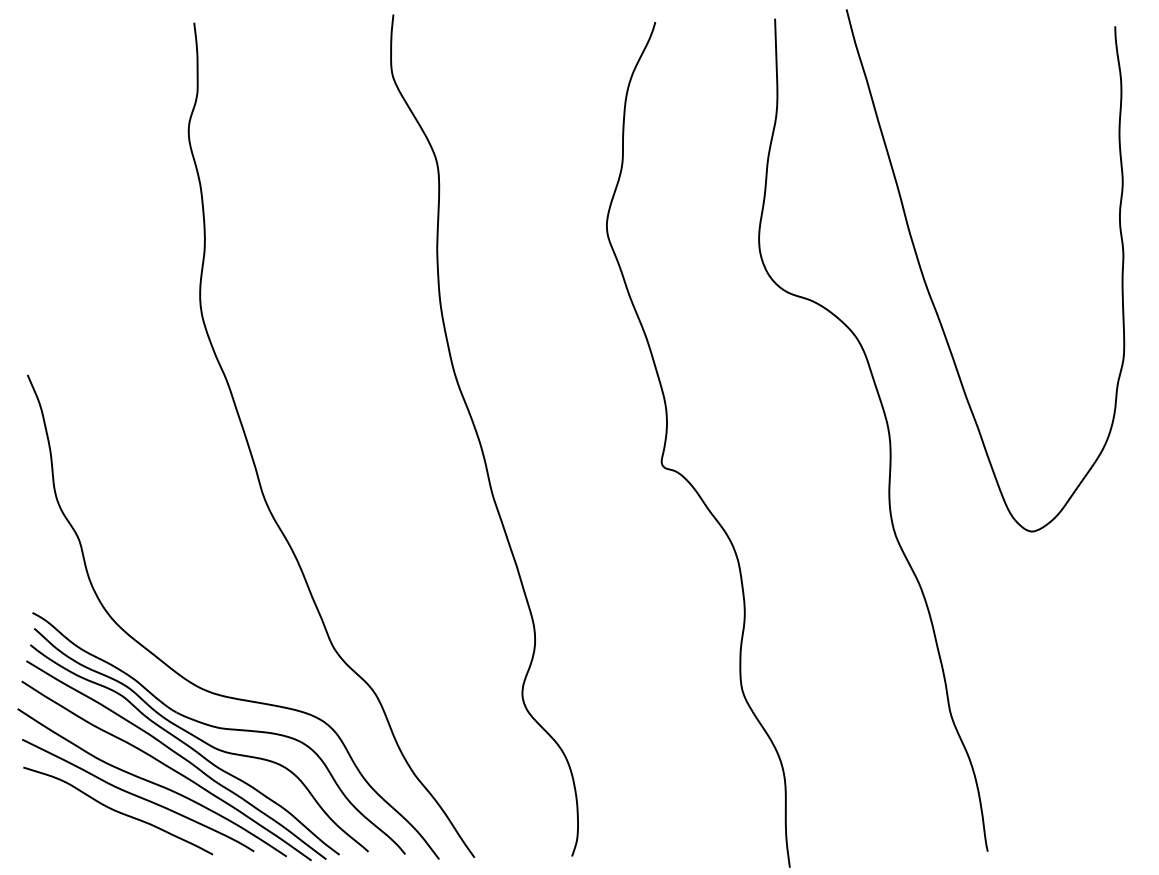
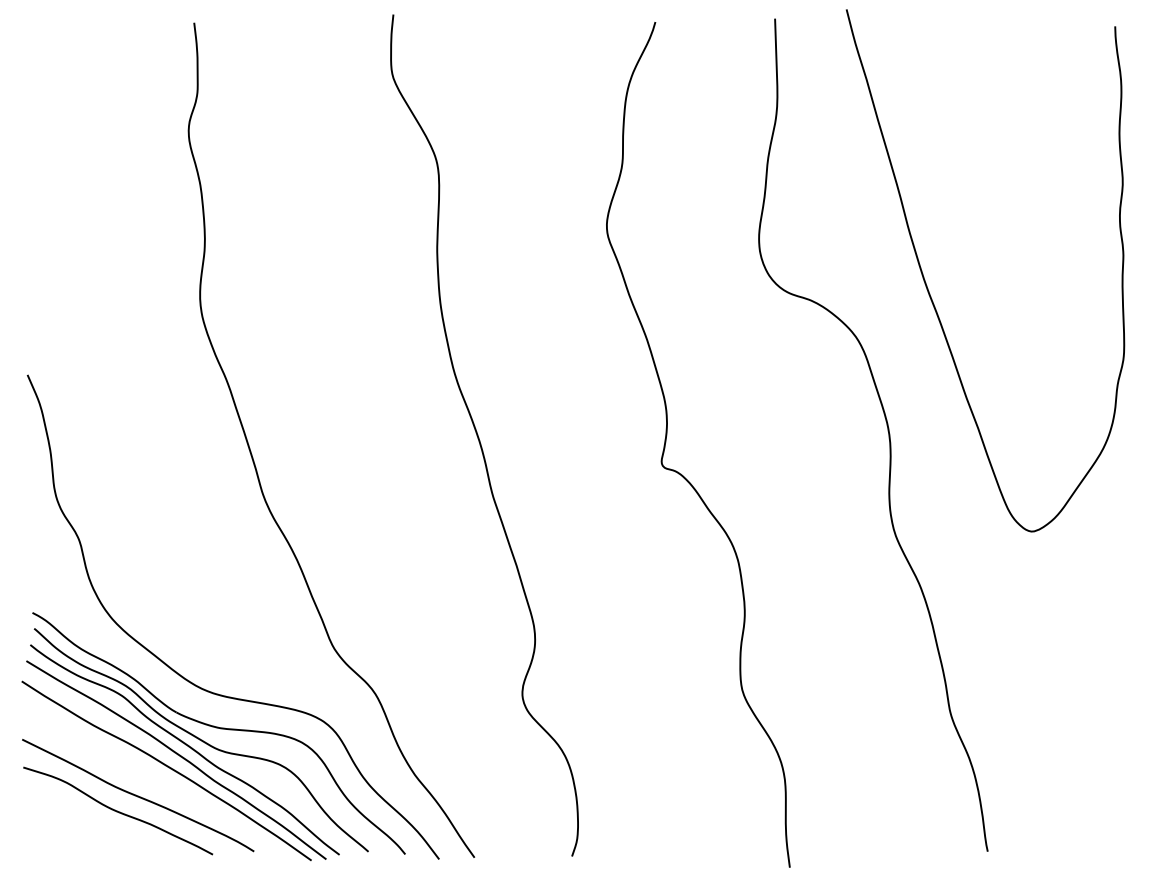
curve: present -> none (151, 782)
